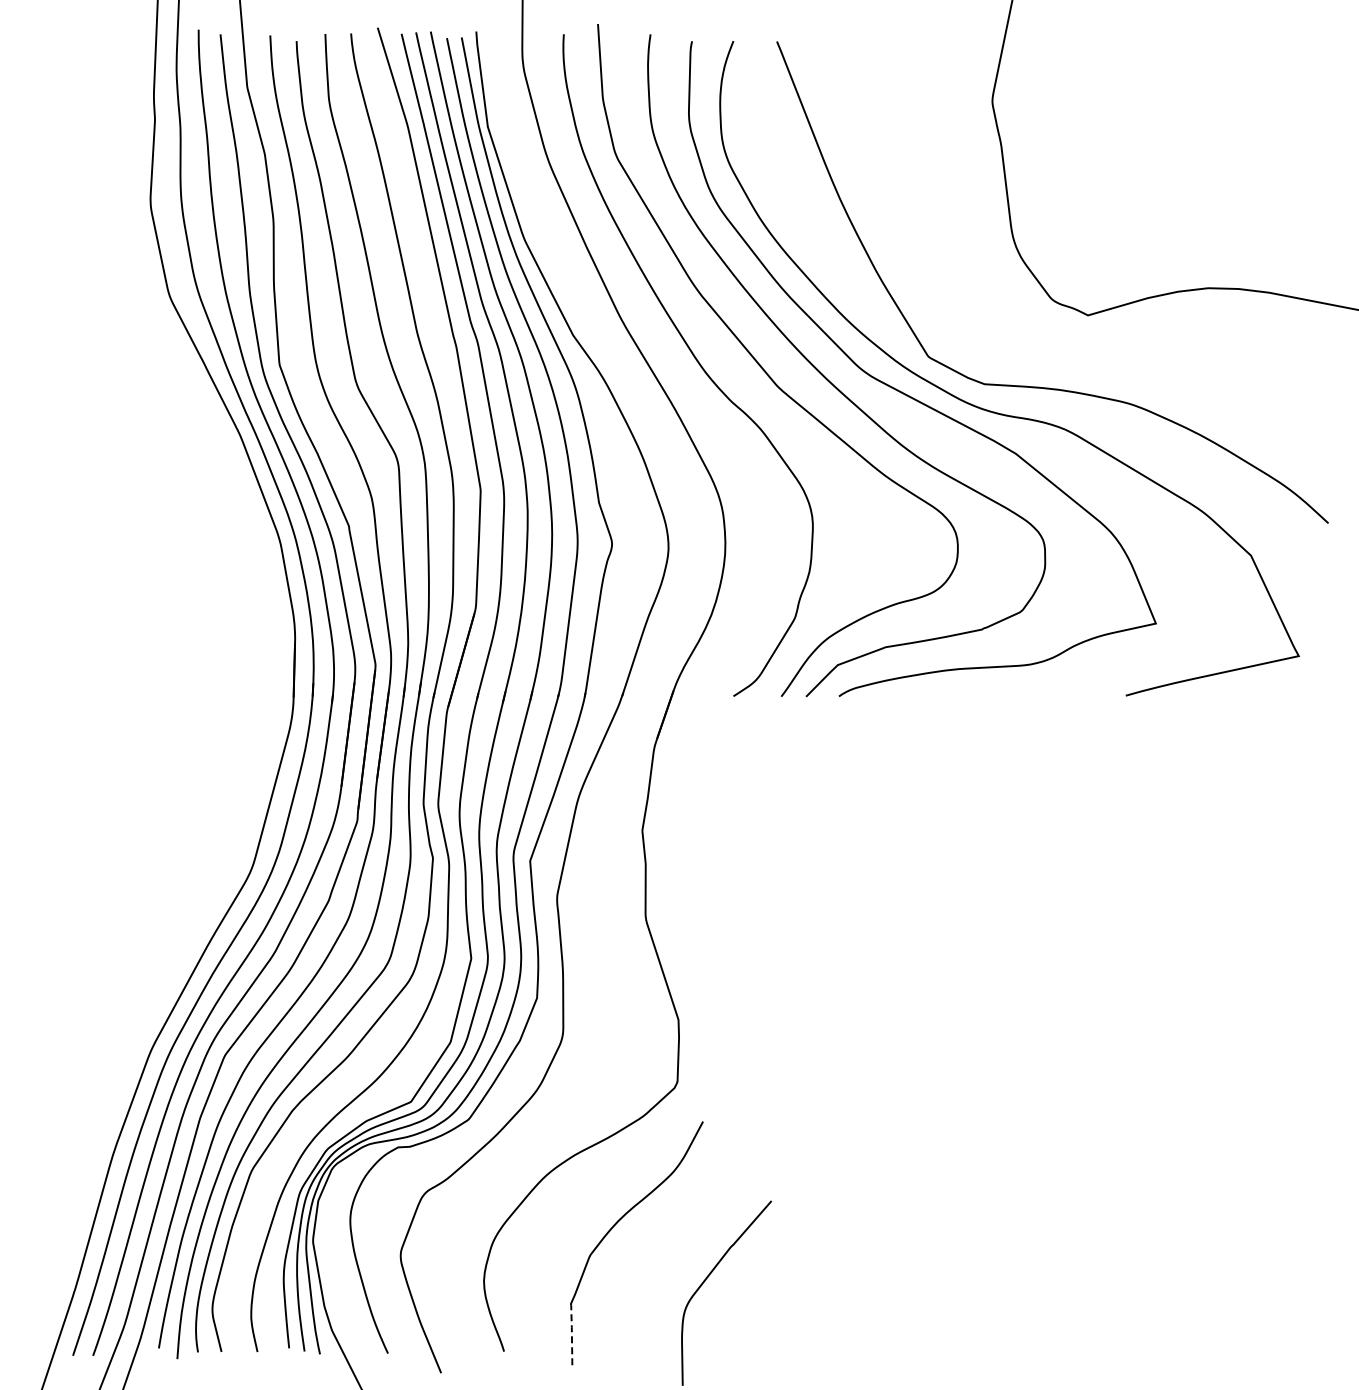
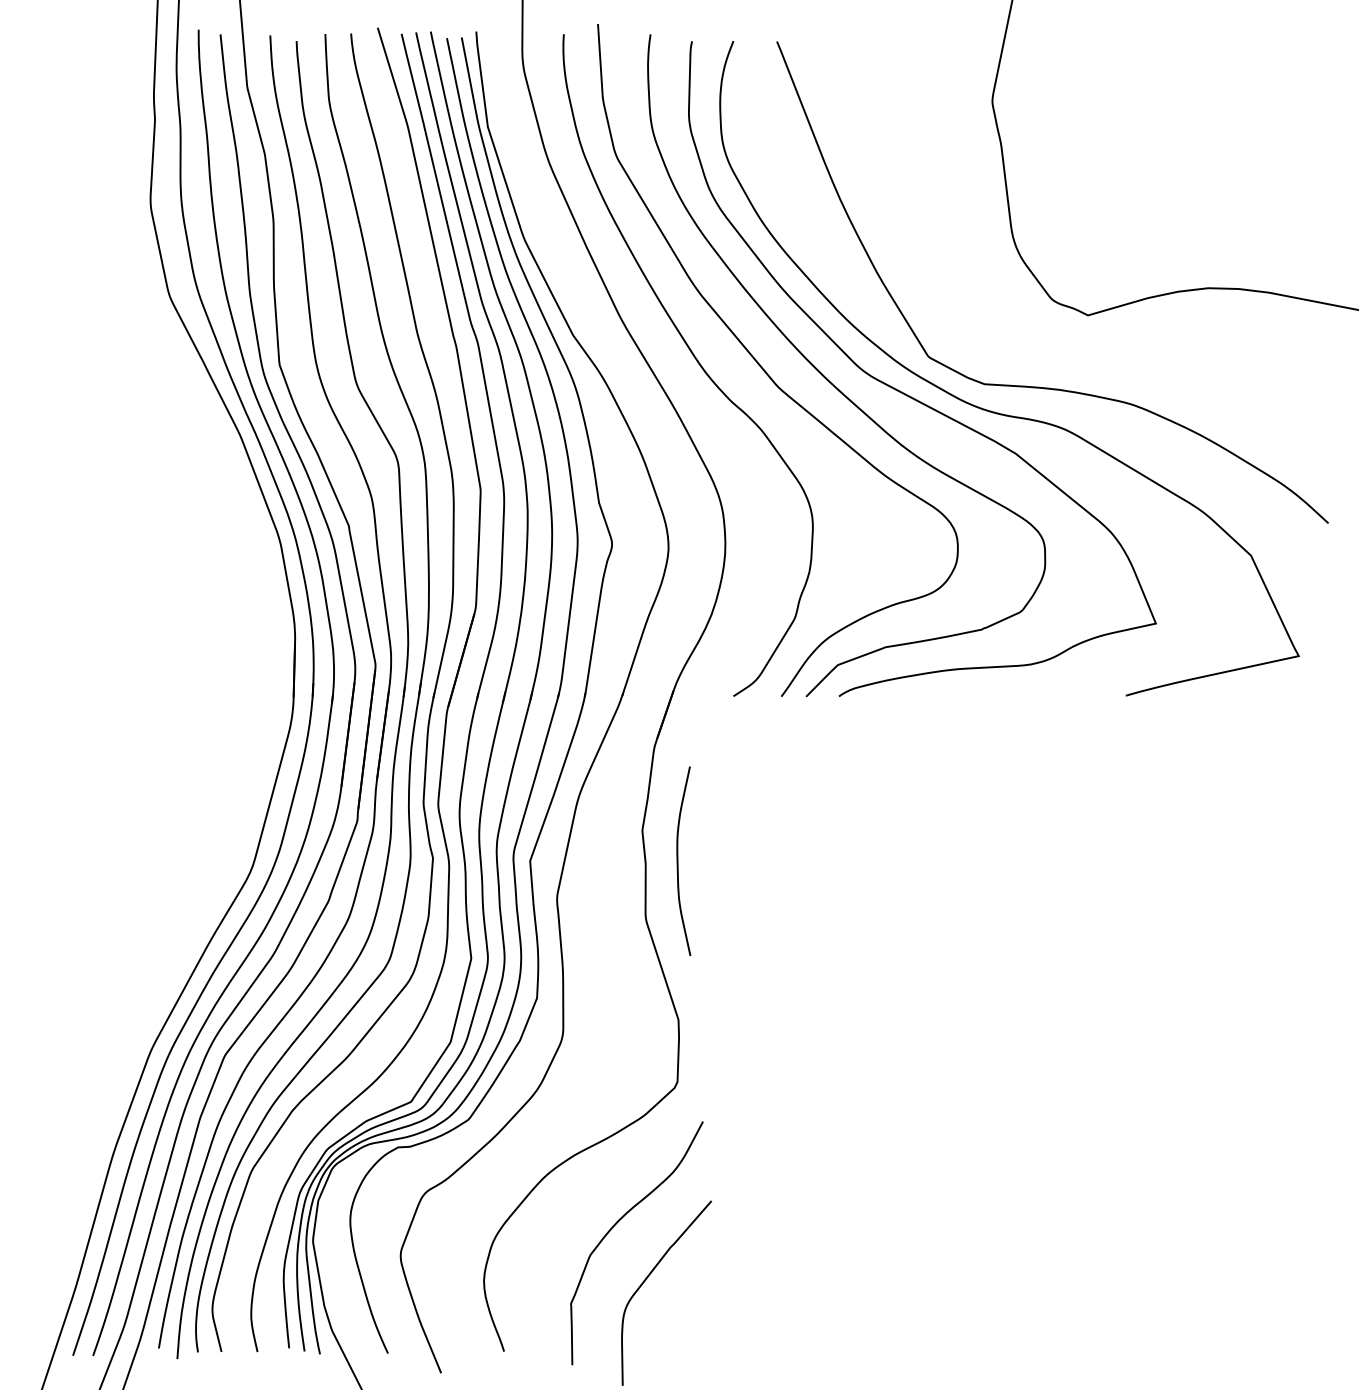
curve: none -> present (678, 860)
curve position: (706, 1280) -> (646, 1280) (646, 1280)
line: dashed -> solid (571, 1334)
